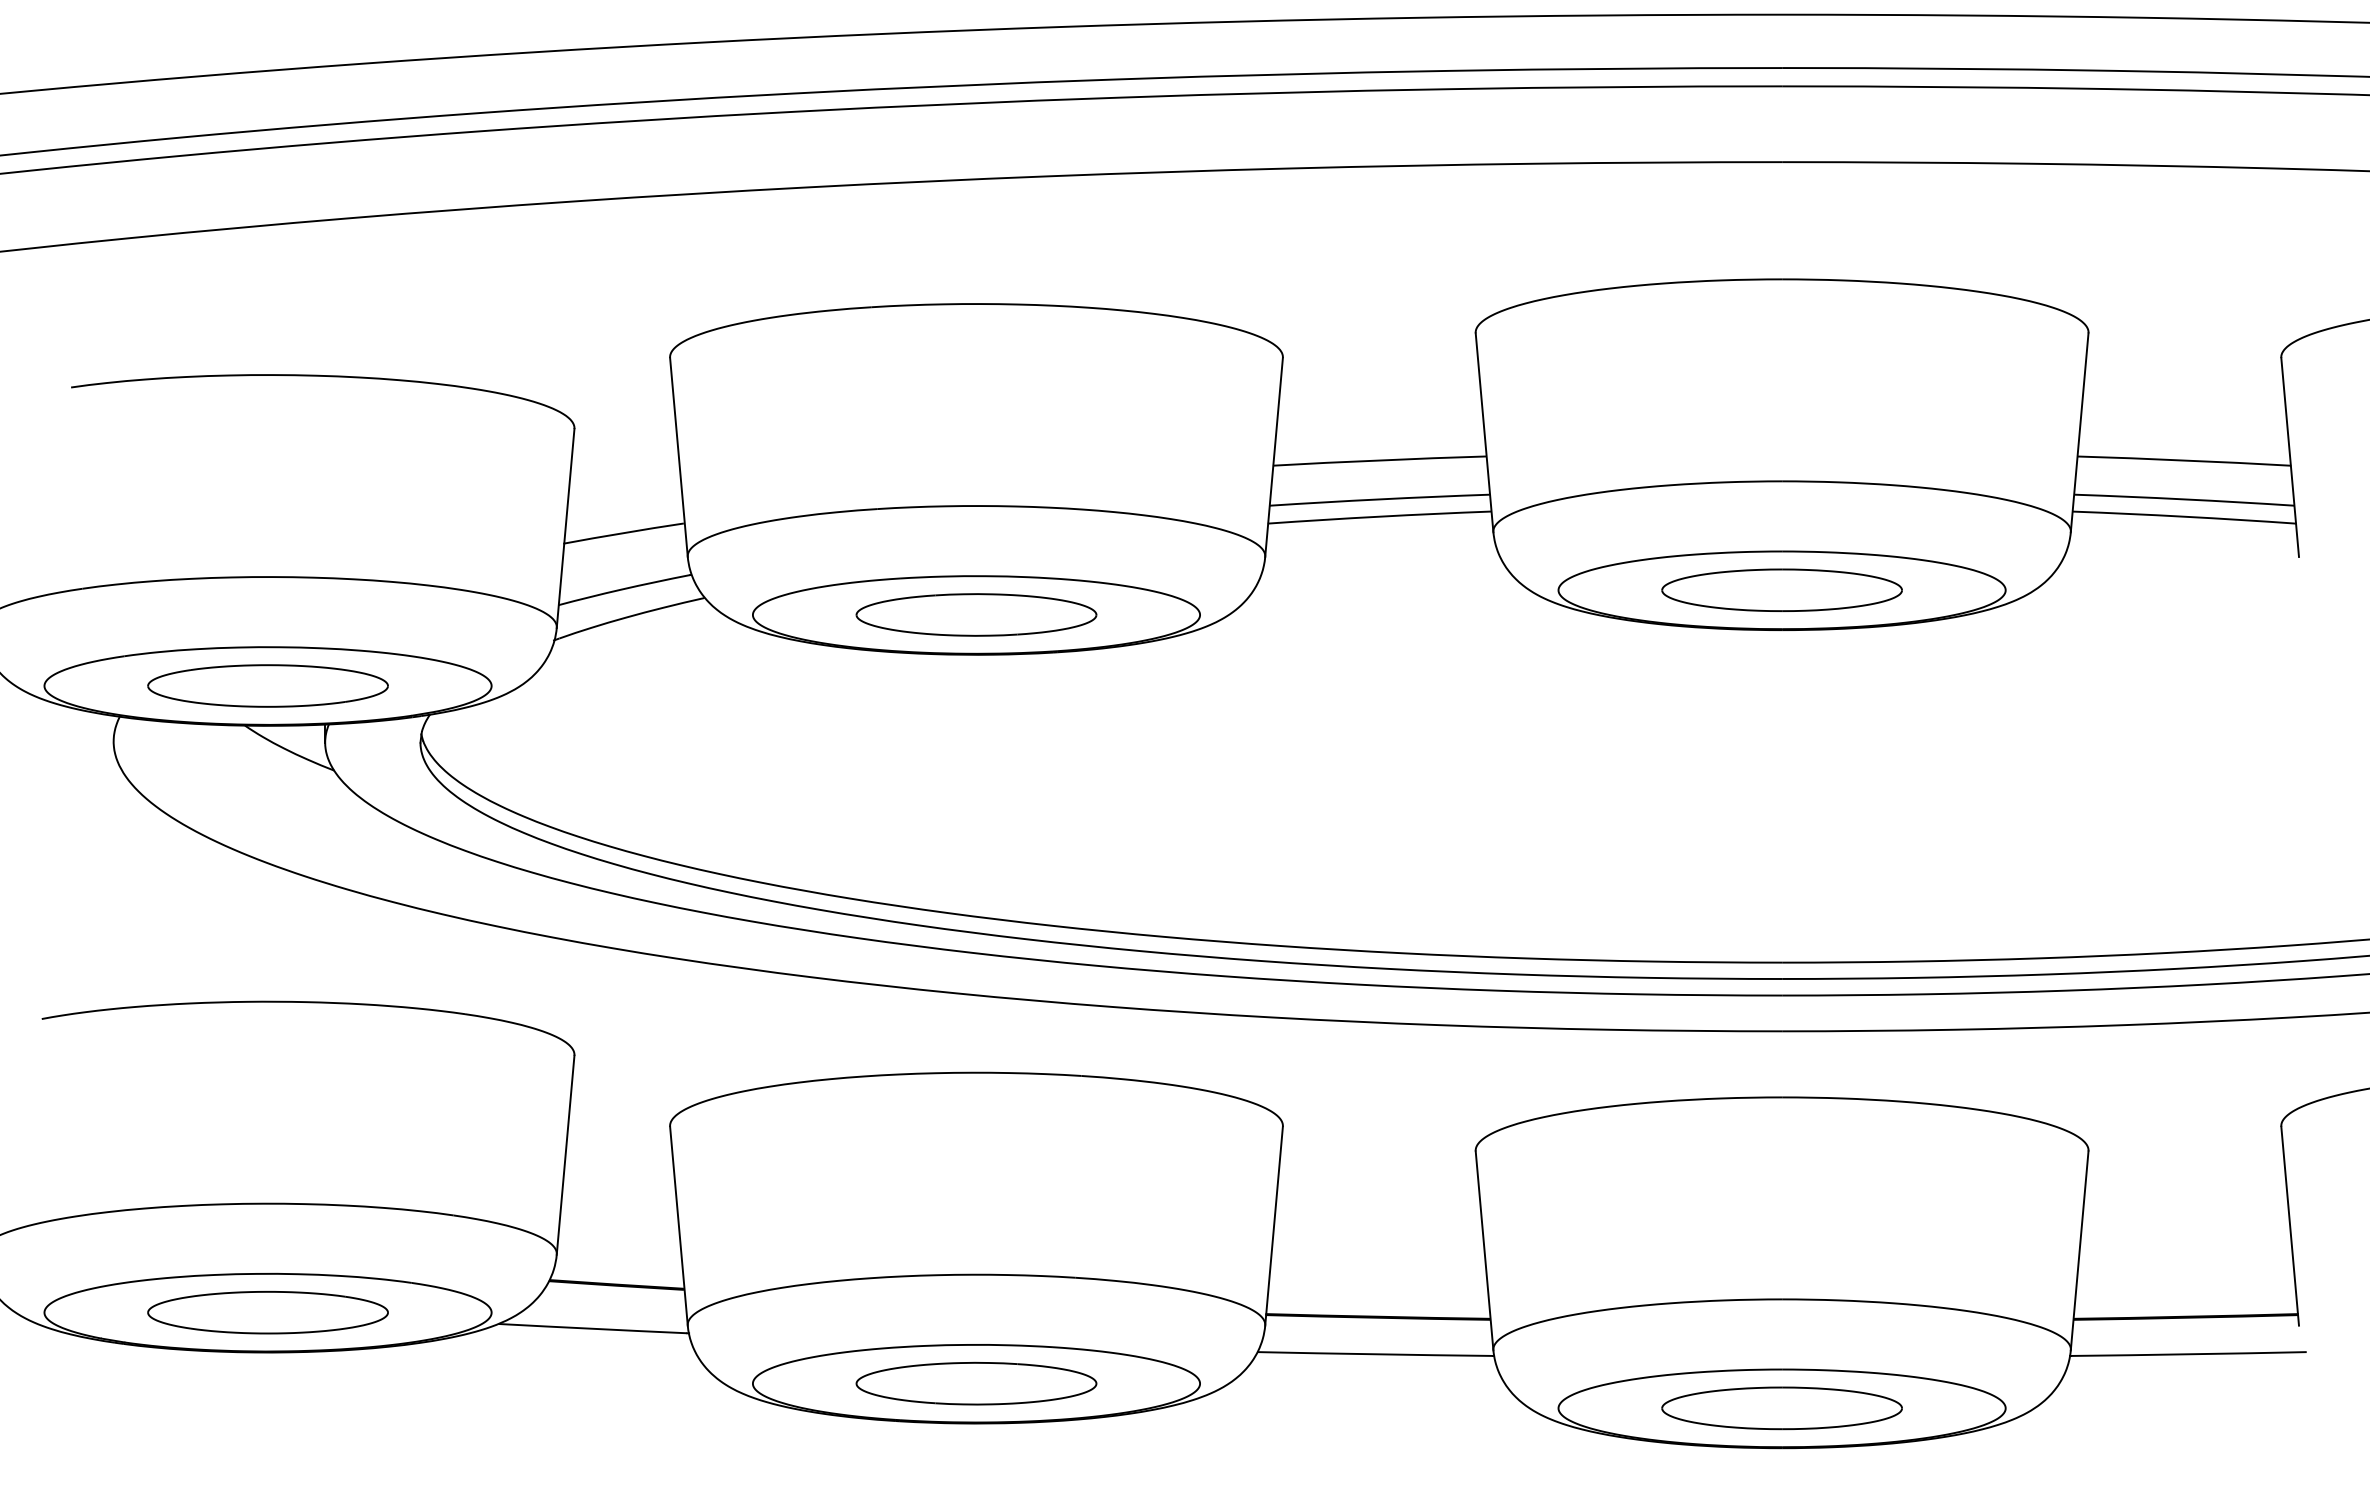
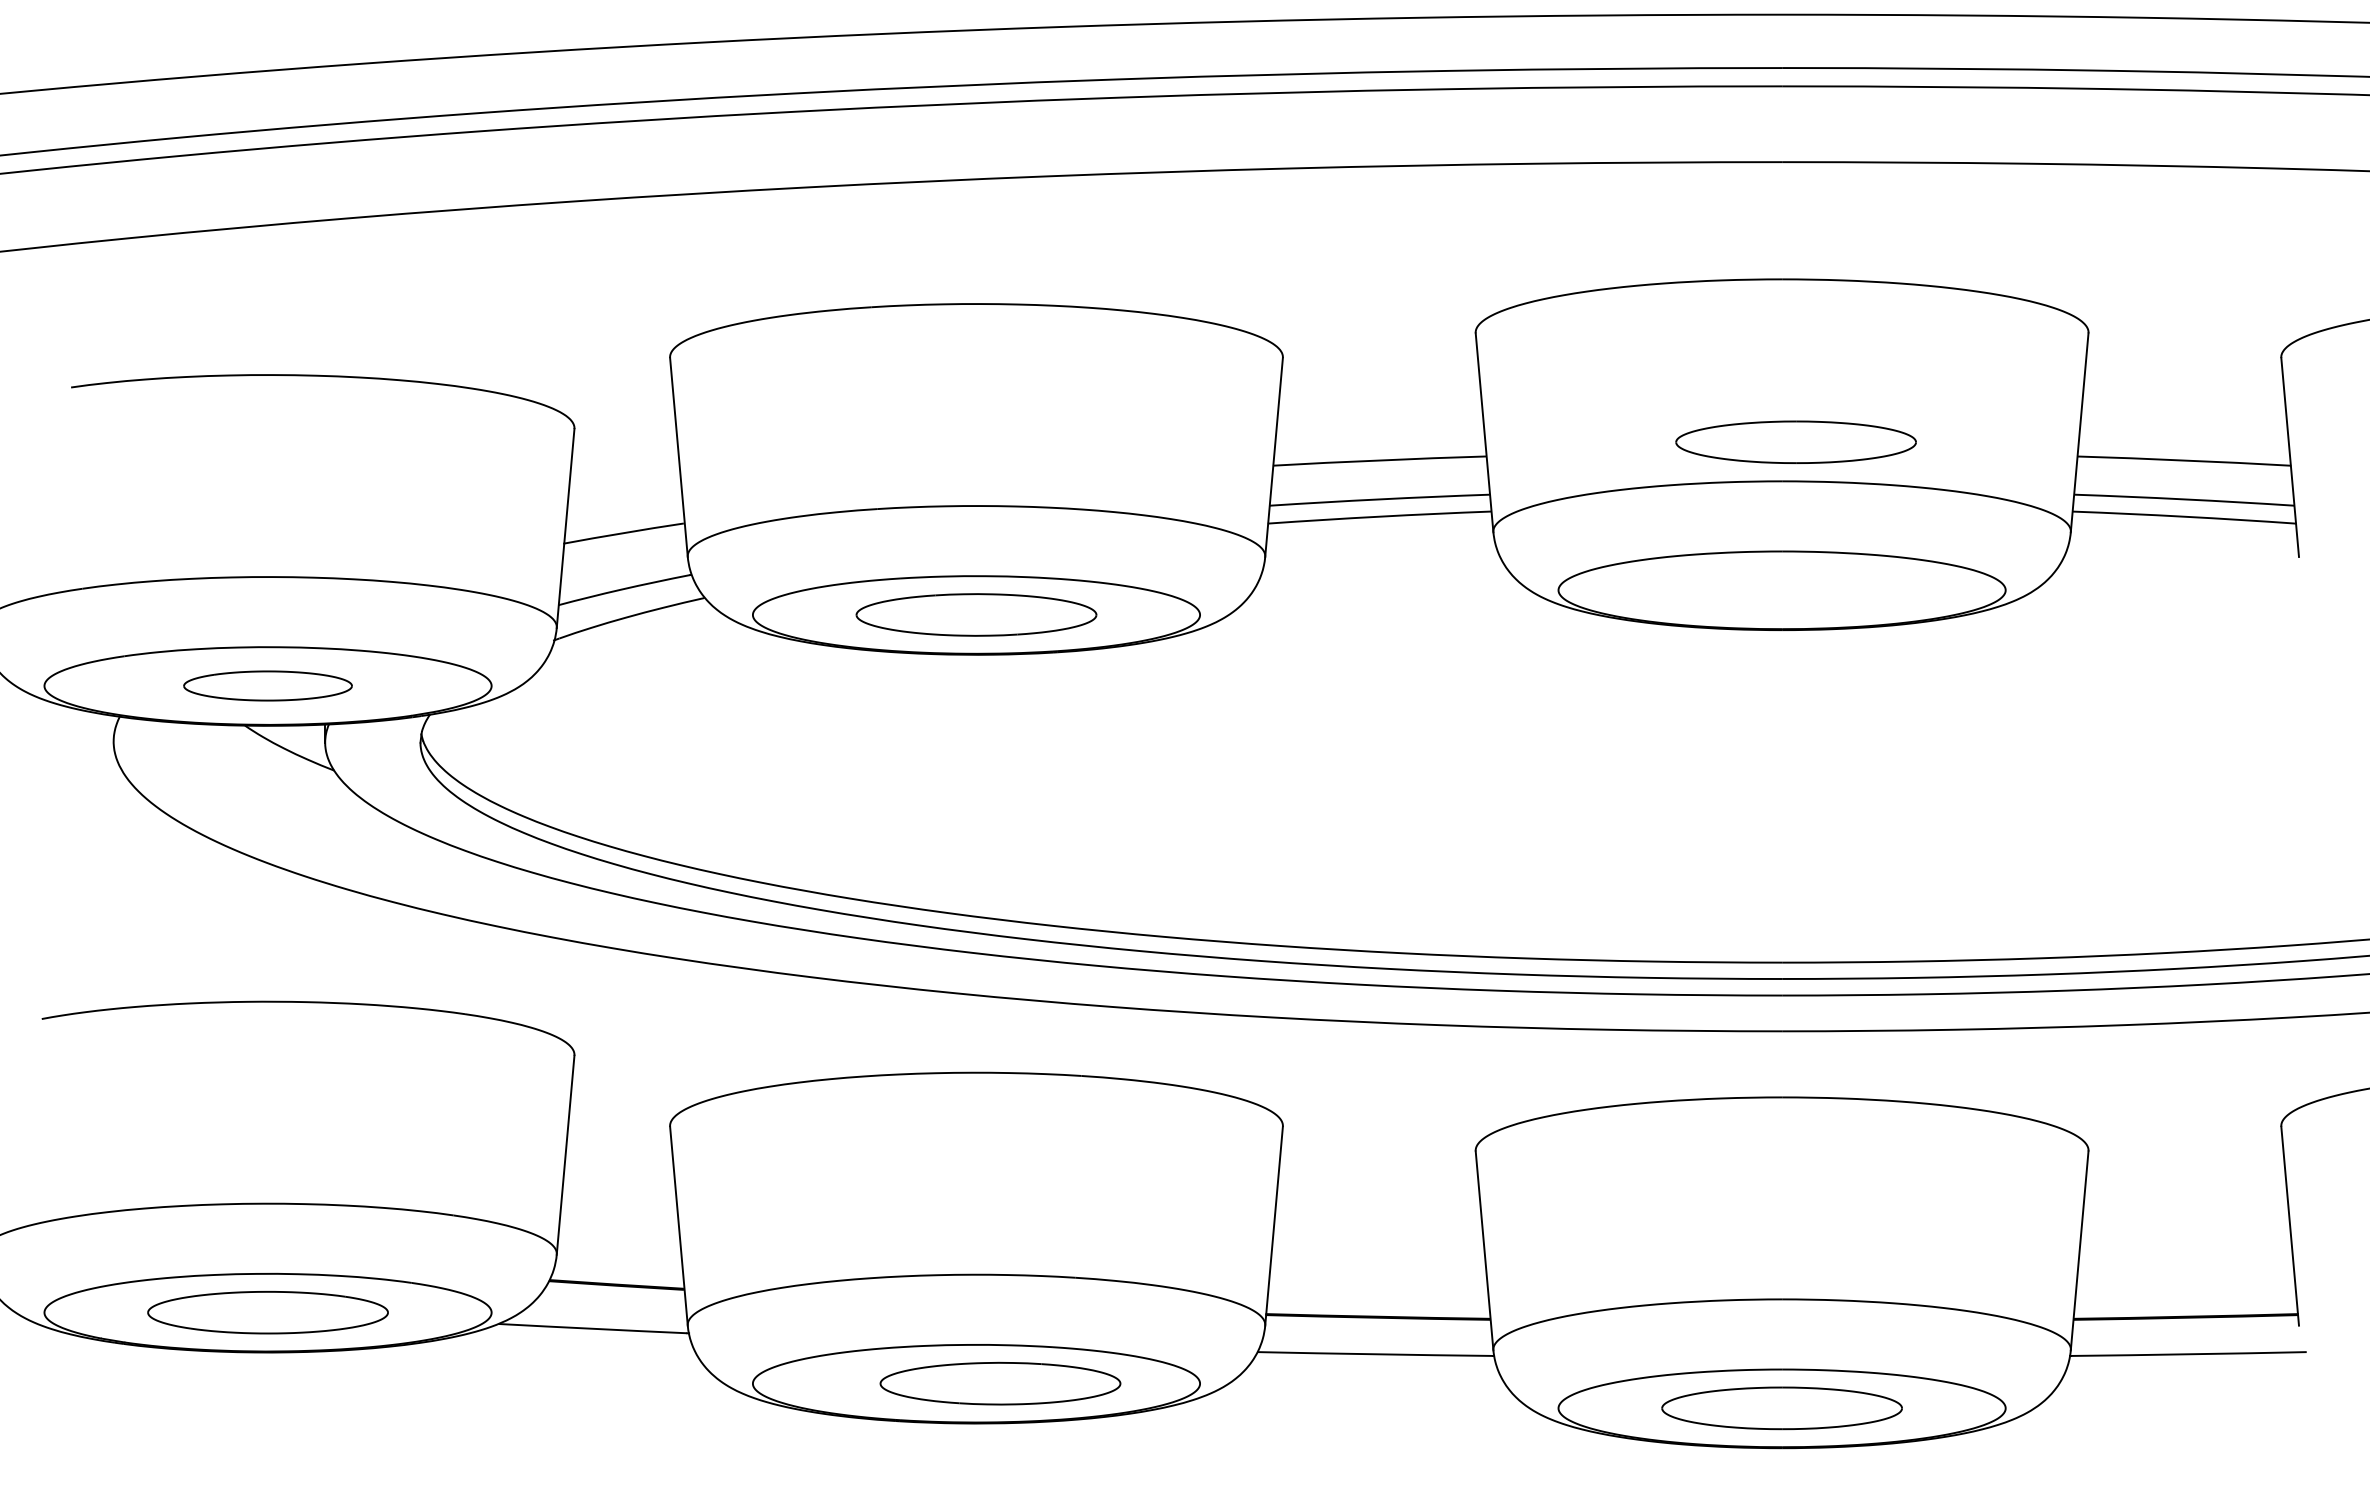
part position: (1781, 589) -> (1795, 441) (1795, 441)
part size: 242x44 px -> 170x32 px (267, 685)
part position: (976, 1383) -> (1000, 1383) (1000, 1383)
